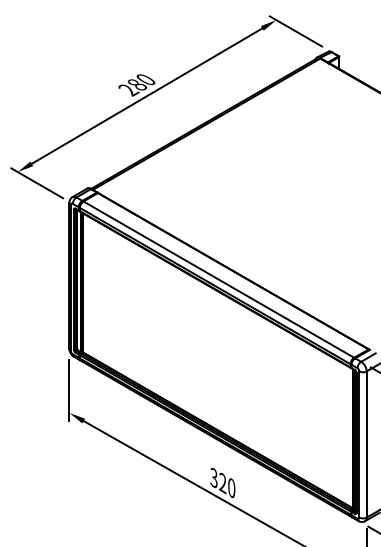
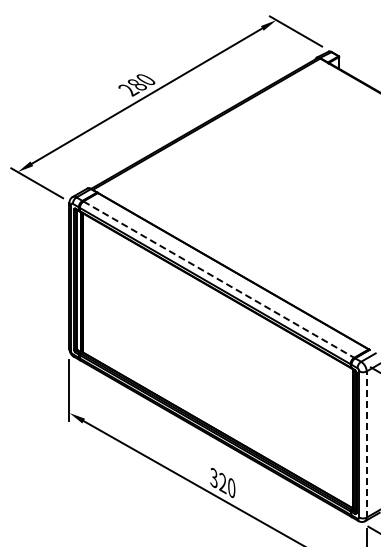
line: solid -> dashed (219, 279)
line: solid -> dashed (366, 444)
